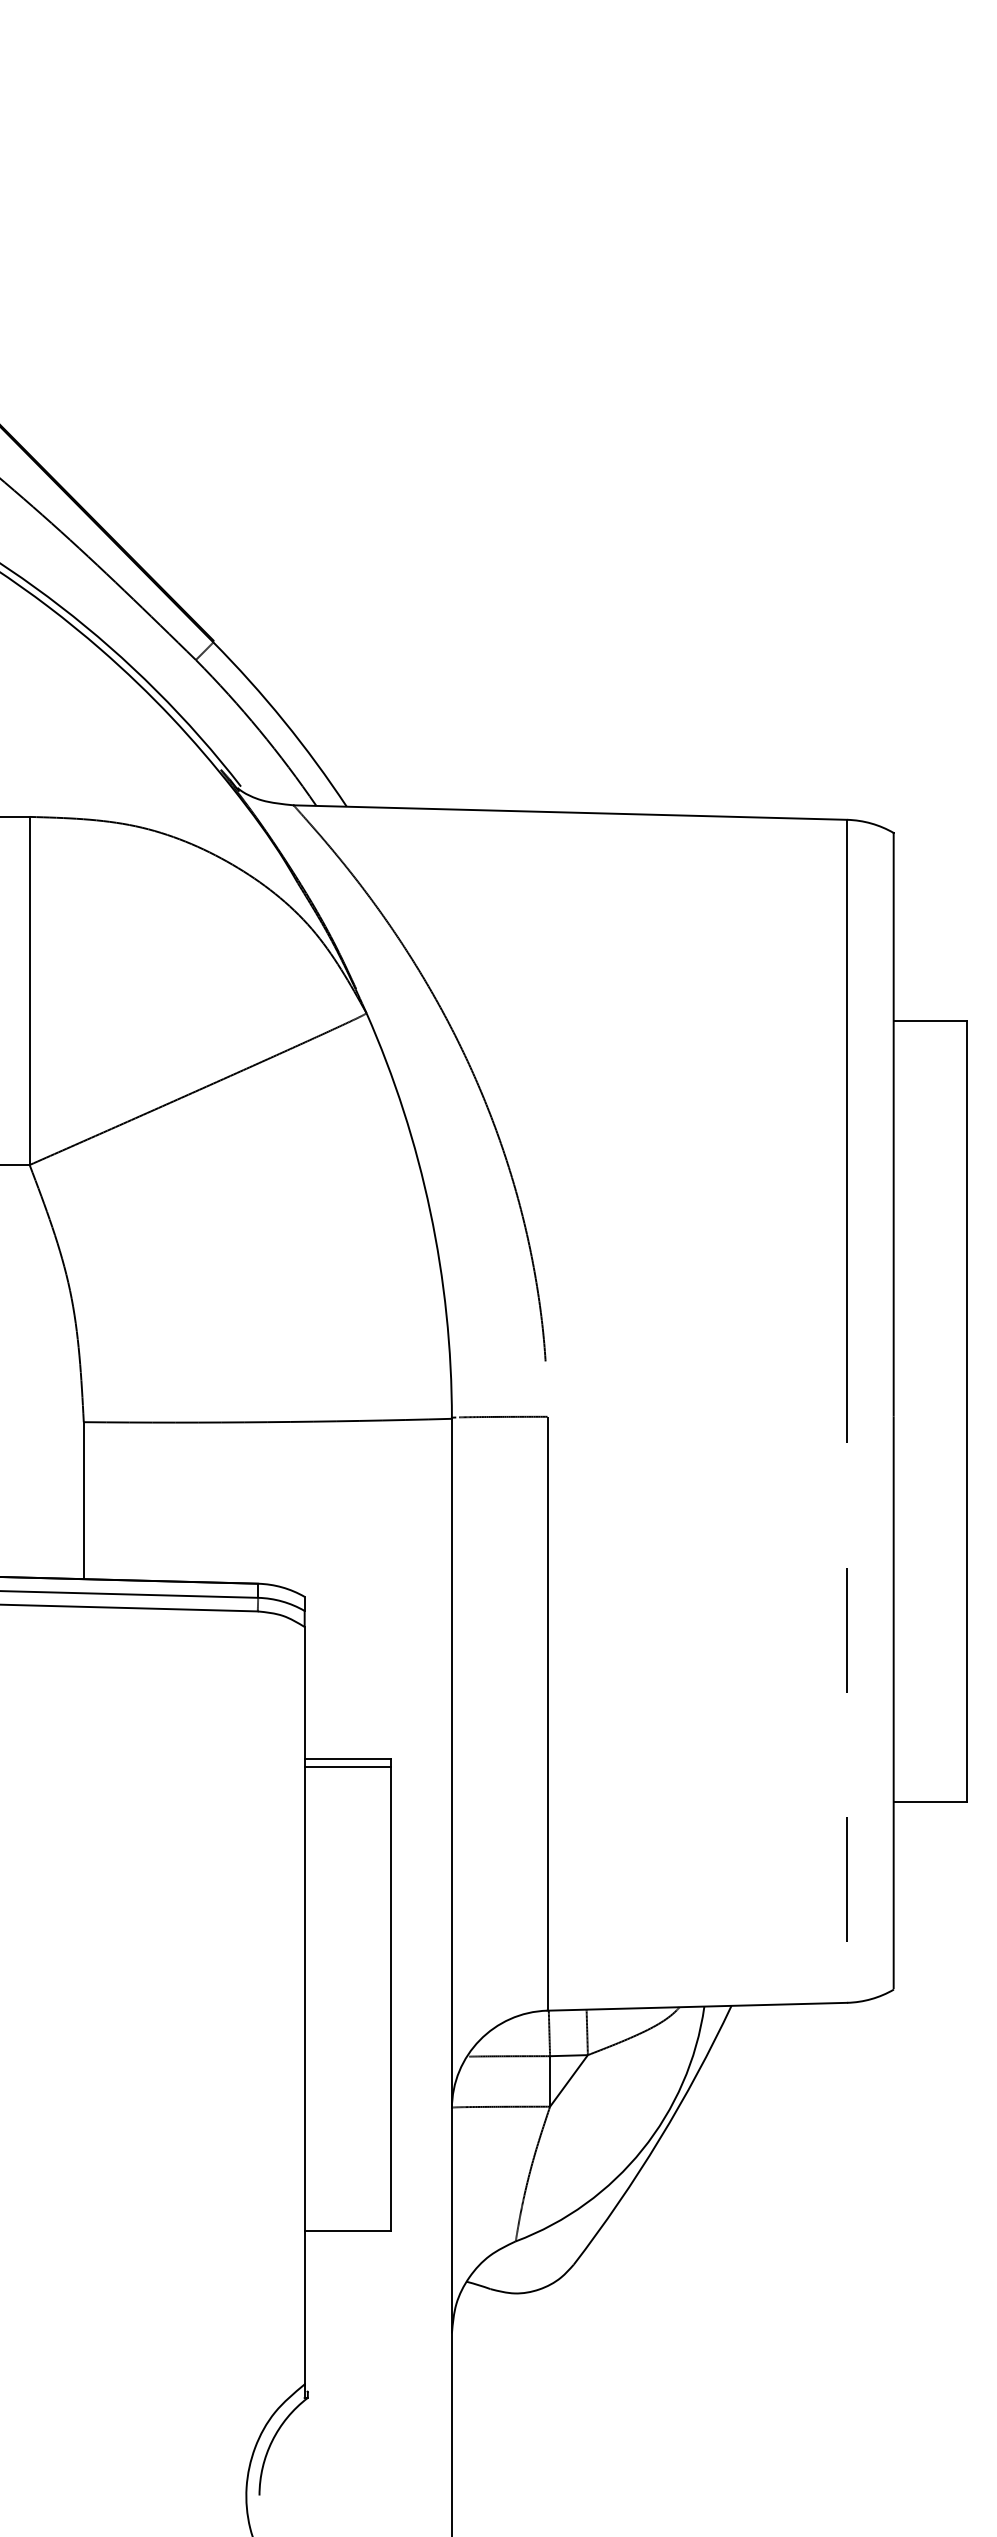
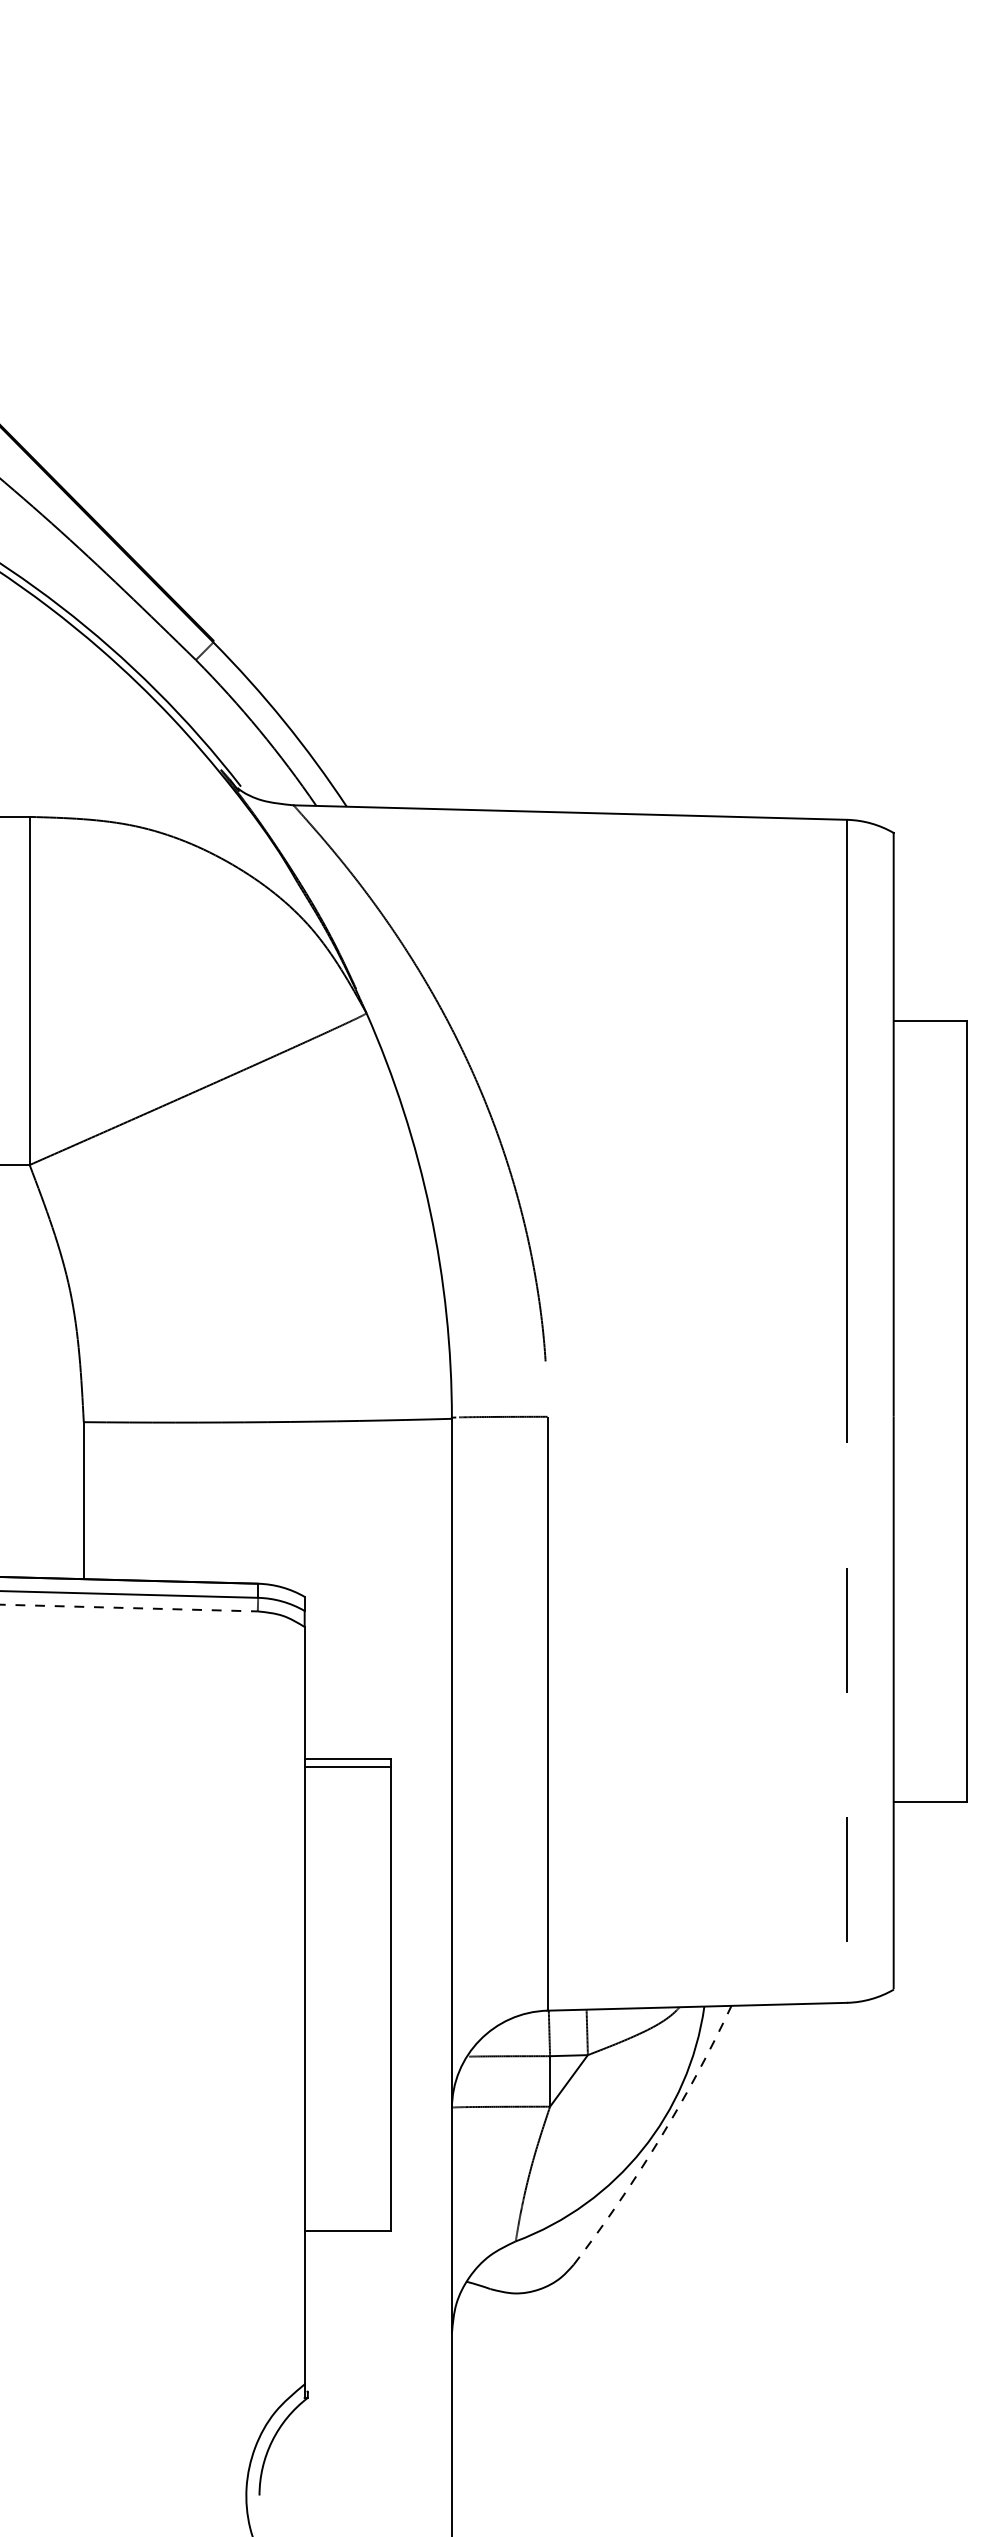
line: solid -> dashed (129, 1608)
arc: solid -> dashed (659, 2139)
